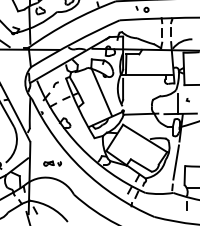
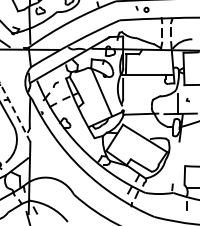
arc: solid -> dashed (15, 112)
line: present -> none (175, 162)
part: present -> none (52, 163)
